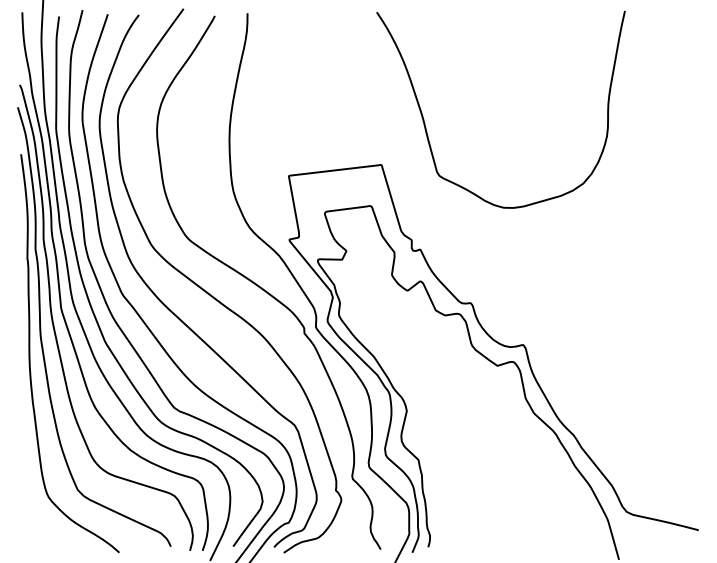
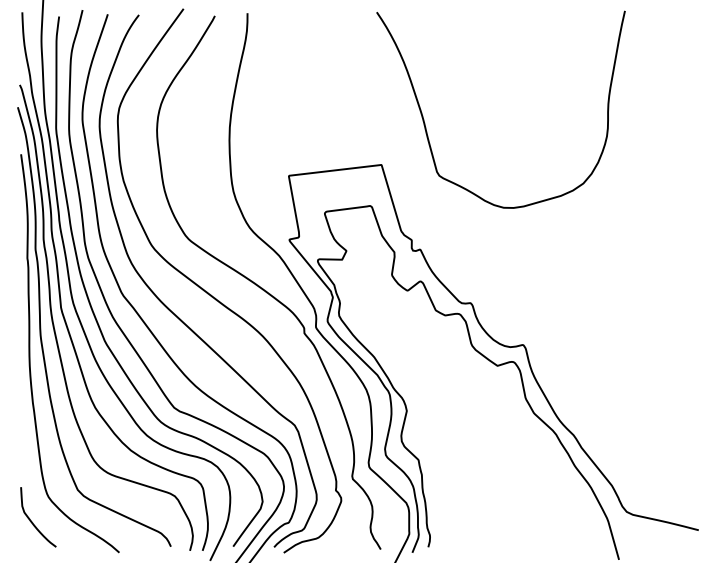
curve: none -> present (33, 522)
